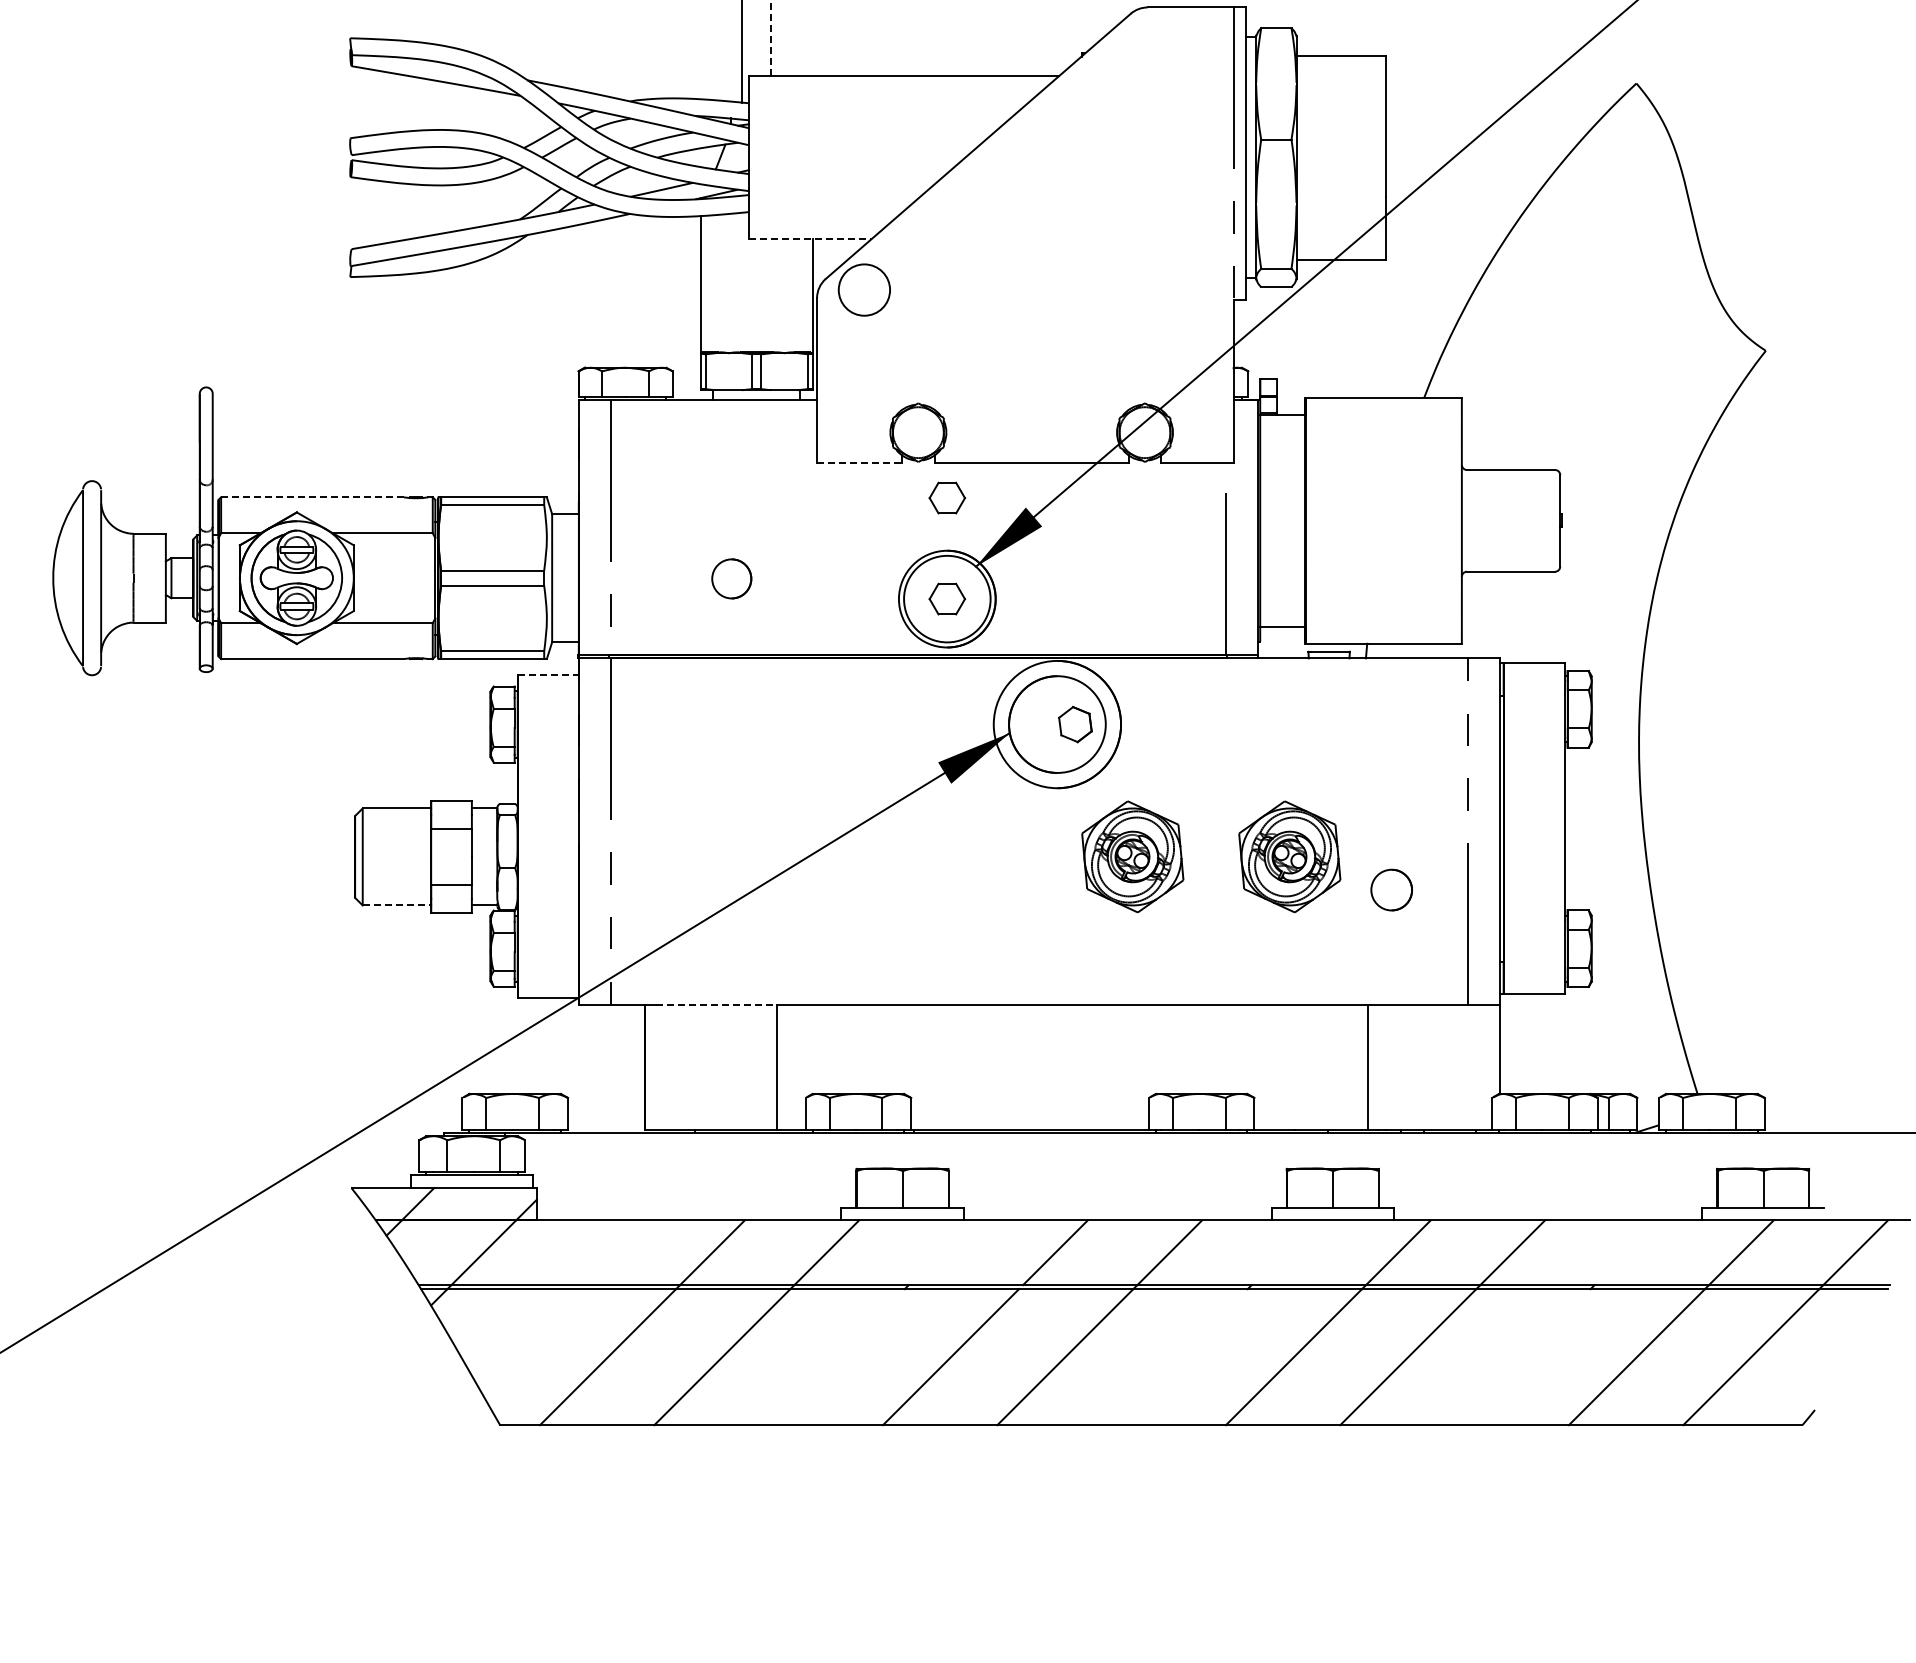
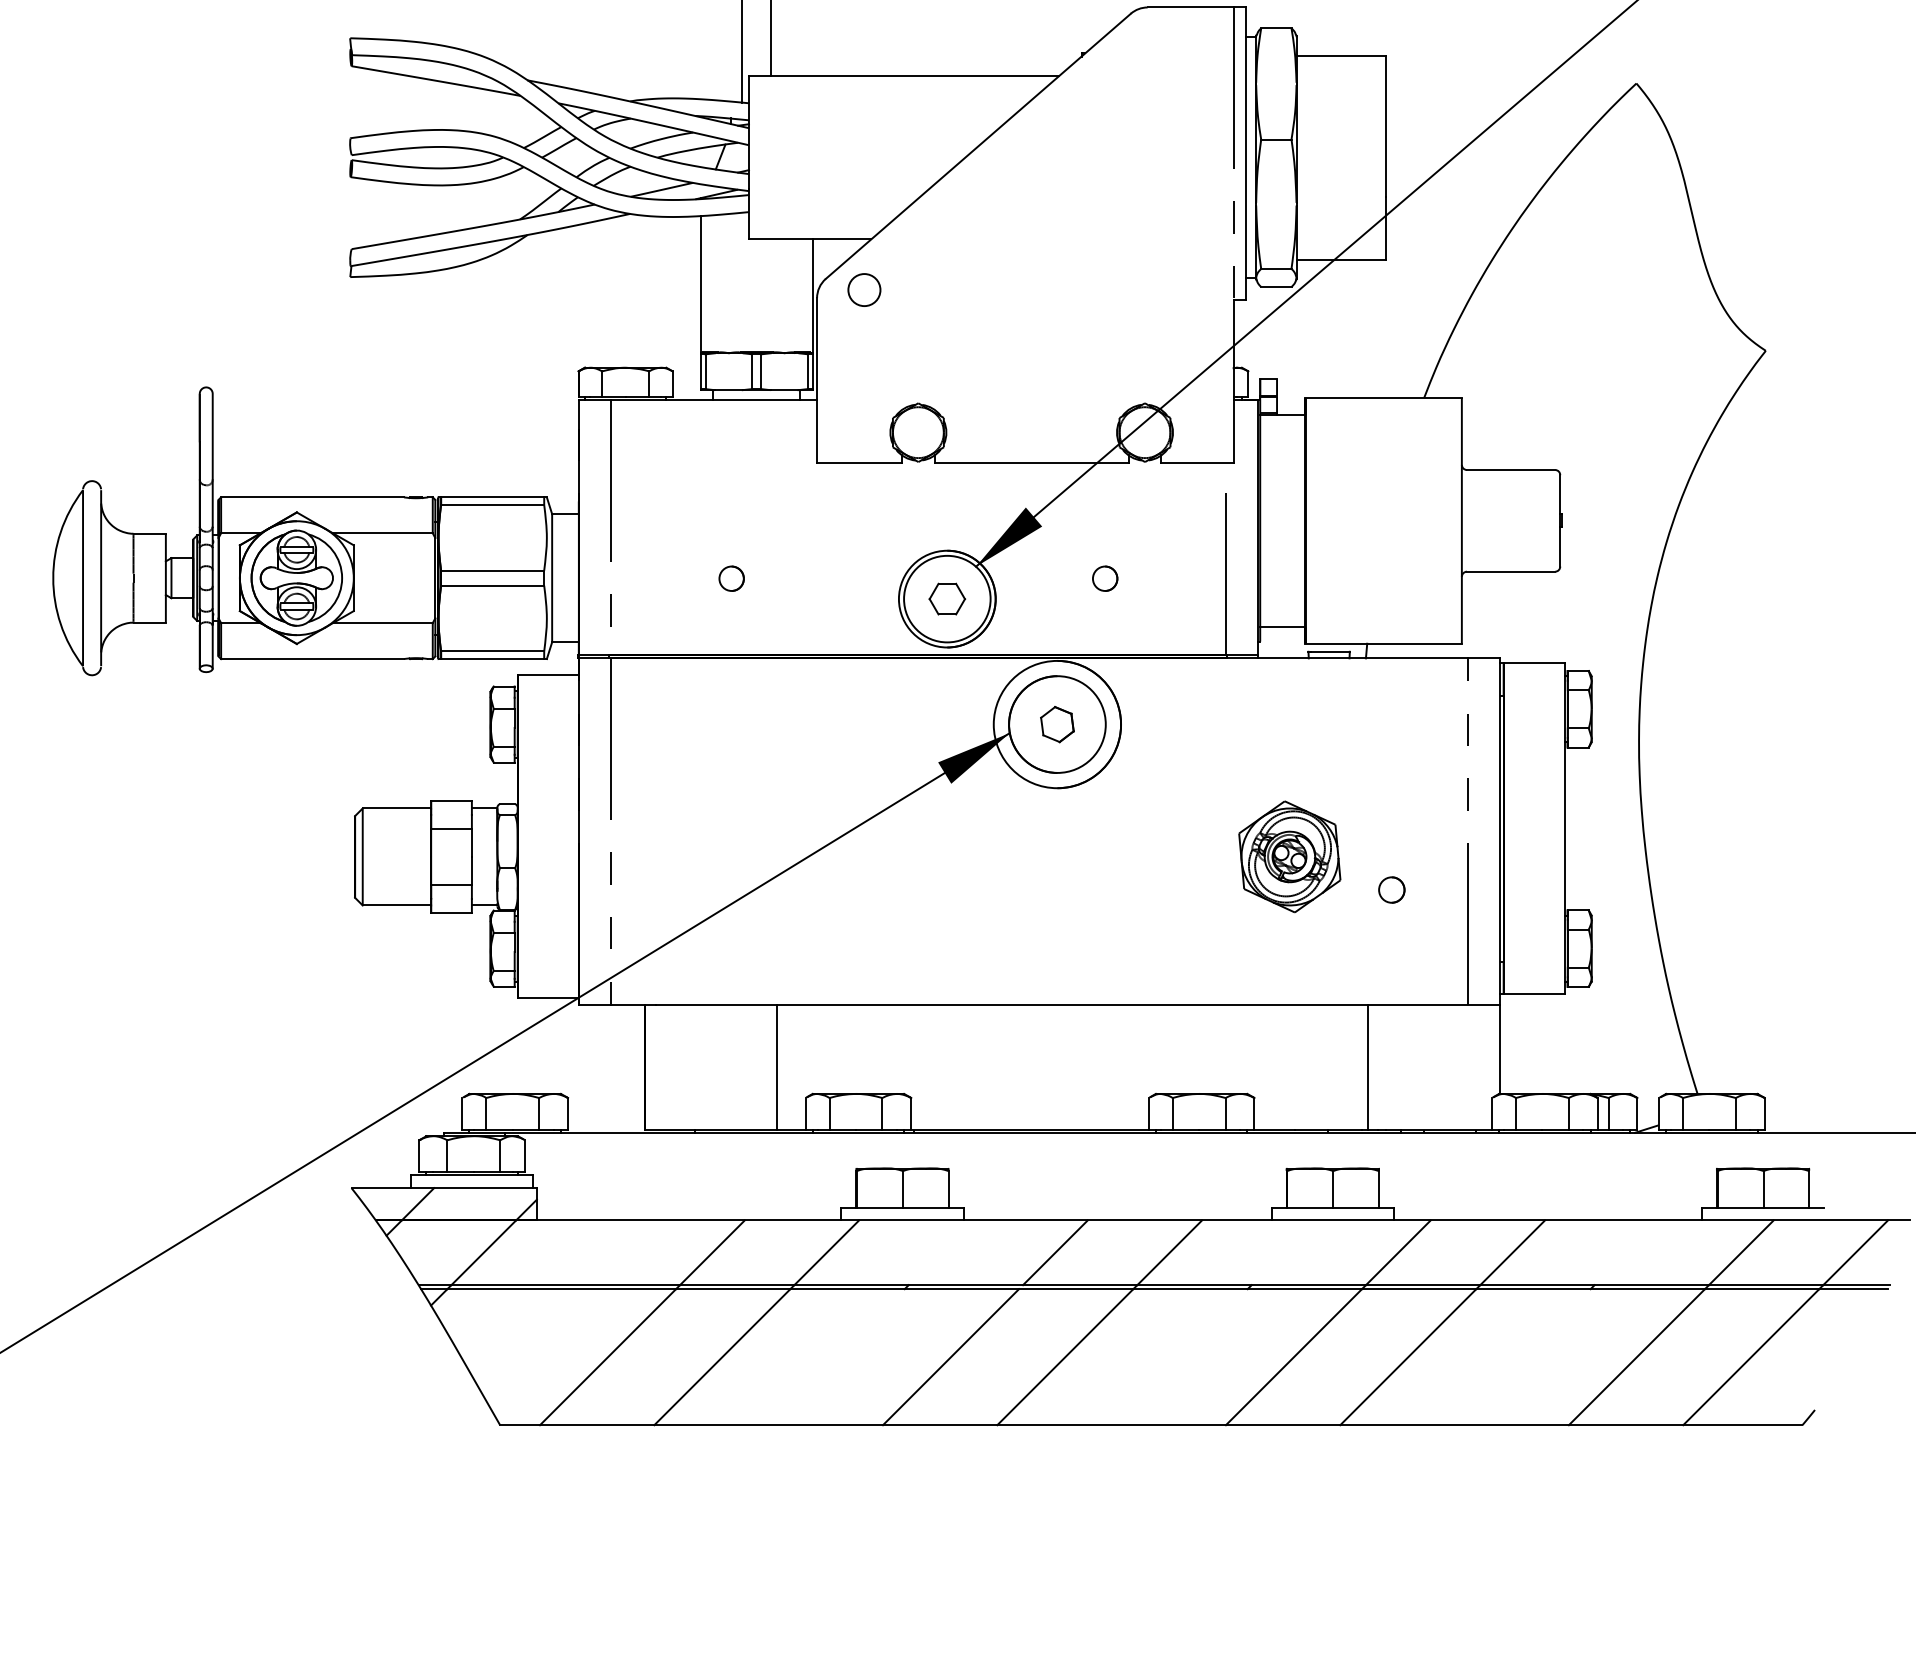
line: dashed -> solid (771, 38)
line: dashed -> solid (810, 239)
circle diameter: 51 px -> 32 px (864, 290)
line: dashed -> solid (859, 463)
line: dashed -> solid (312, 497)
part: present -> none (947, 497)
circle size: 42x42 px -> 27x27 px (731, 578)
circle: none -> present (1105, 578)
line: dashed -> solid (548, 674)
part position: (1075, 724) -> (1057, 724) (1057, 724)
part: present -> none (1132, 856)
circle size: 43x44 px -> 28x28 px (1391, 889)
line: dashed -> solid (397, 905)
line: dashed -> solid (716, 1004)
